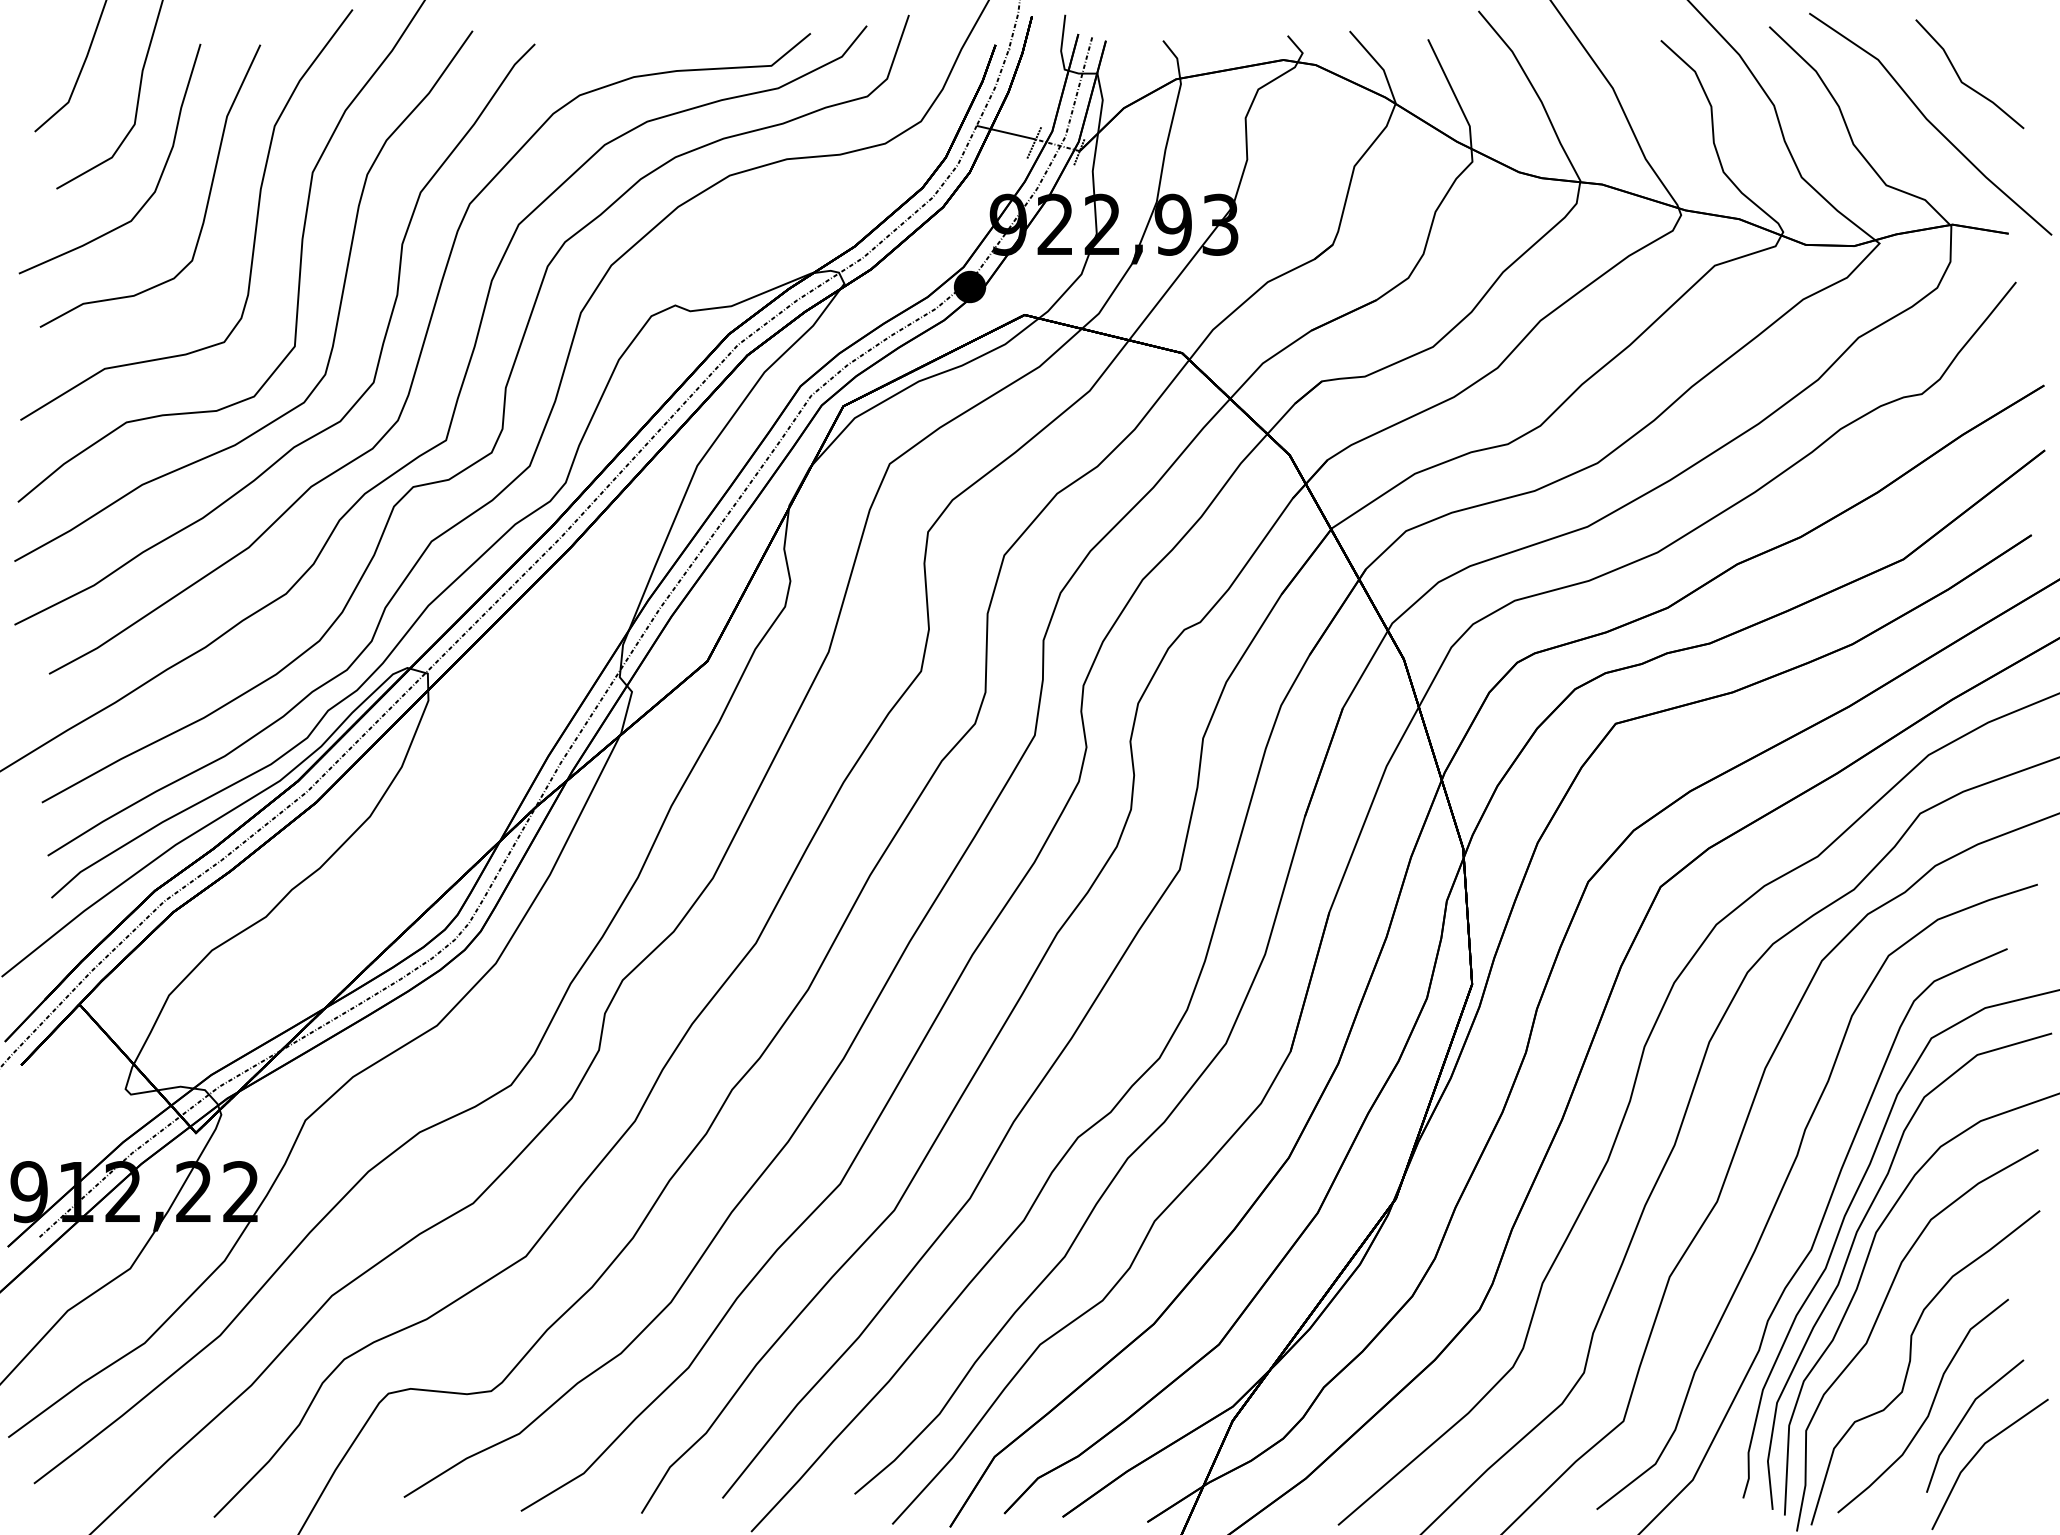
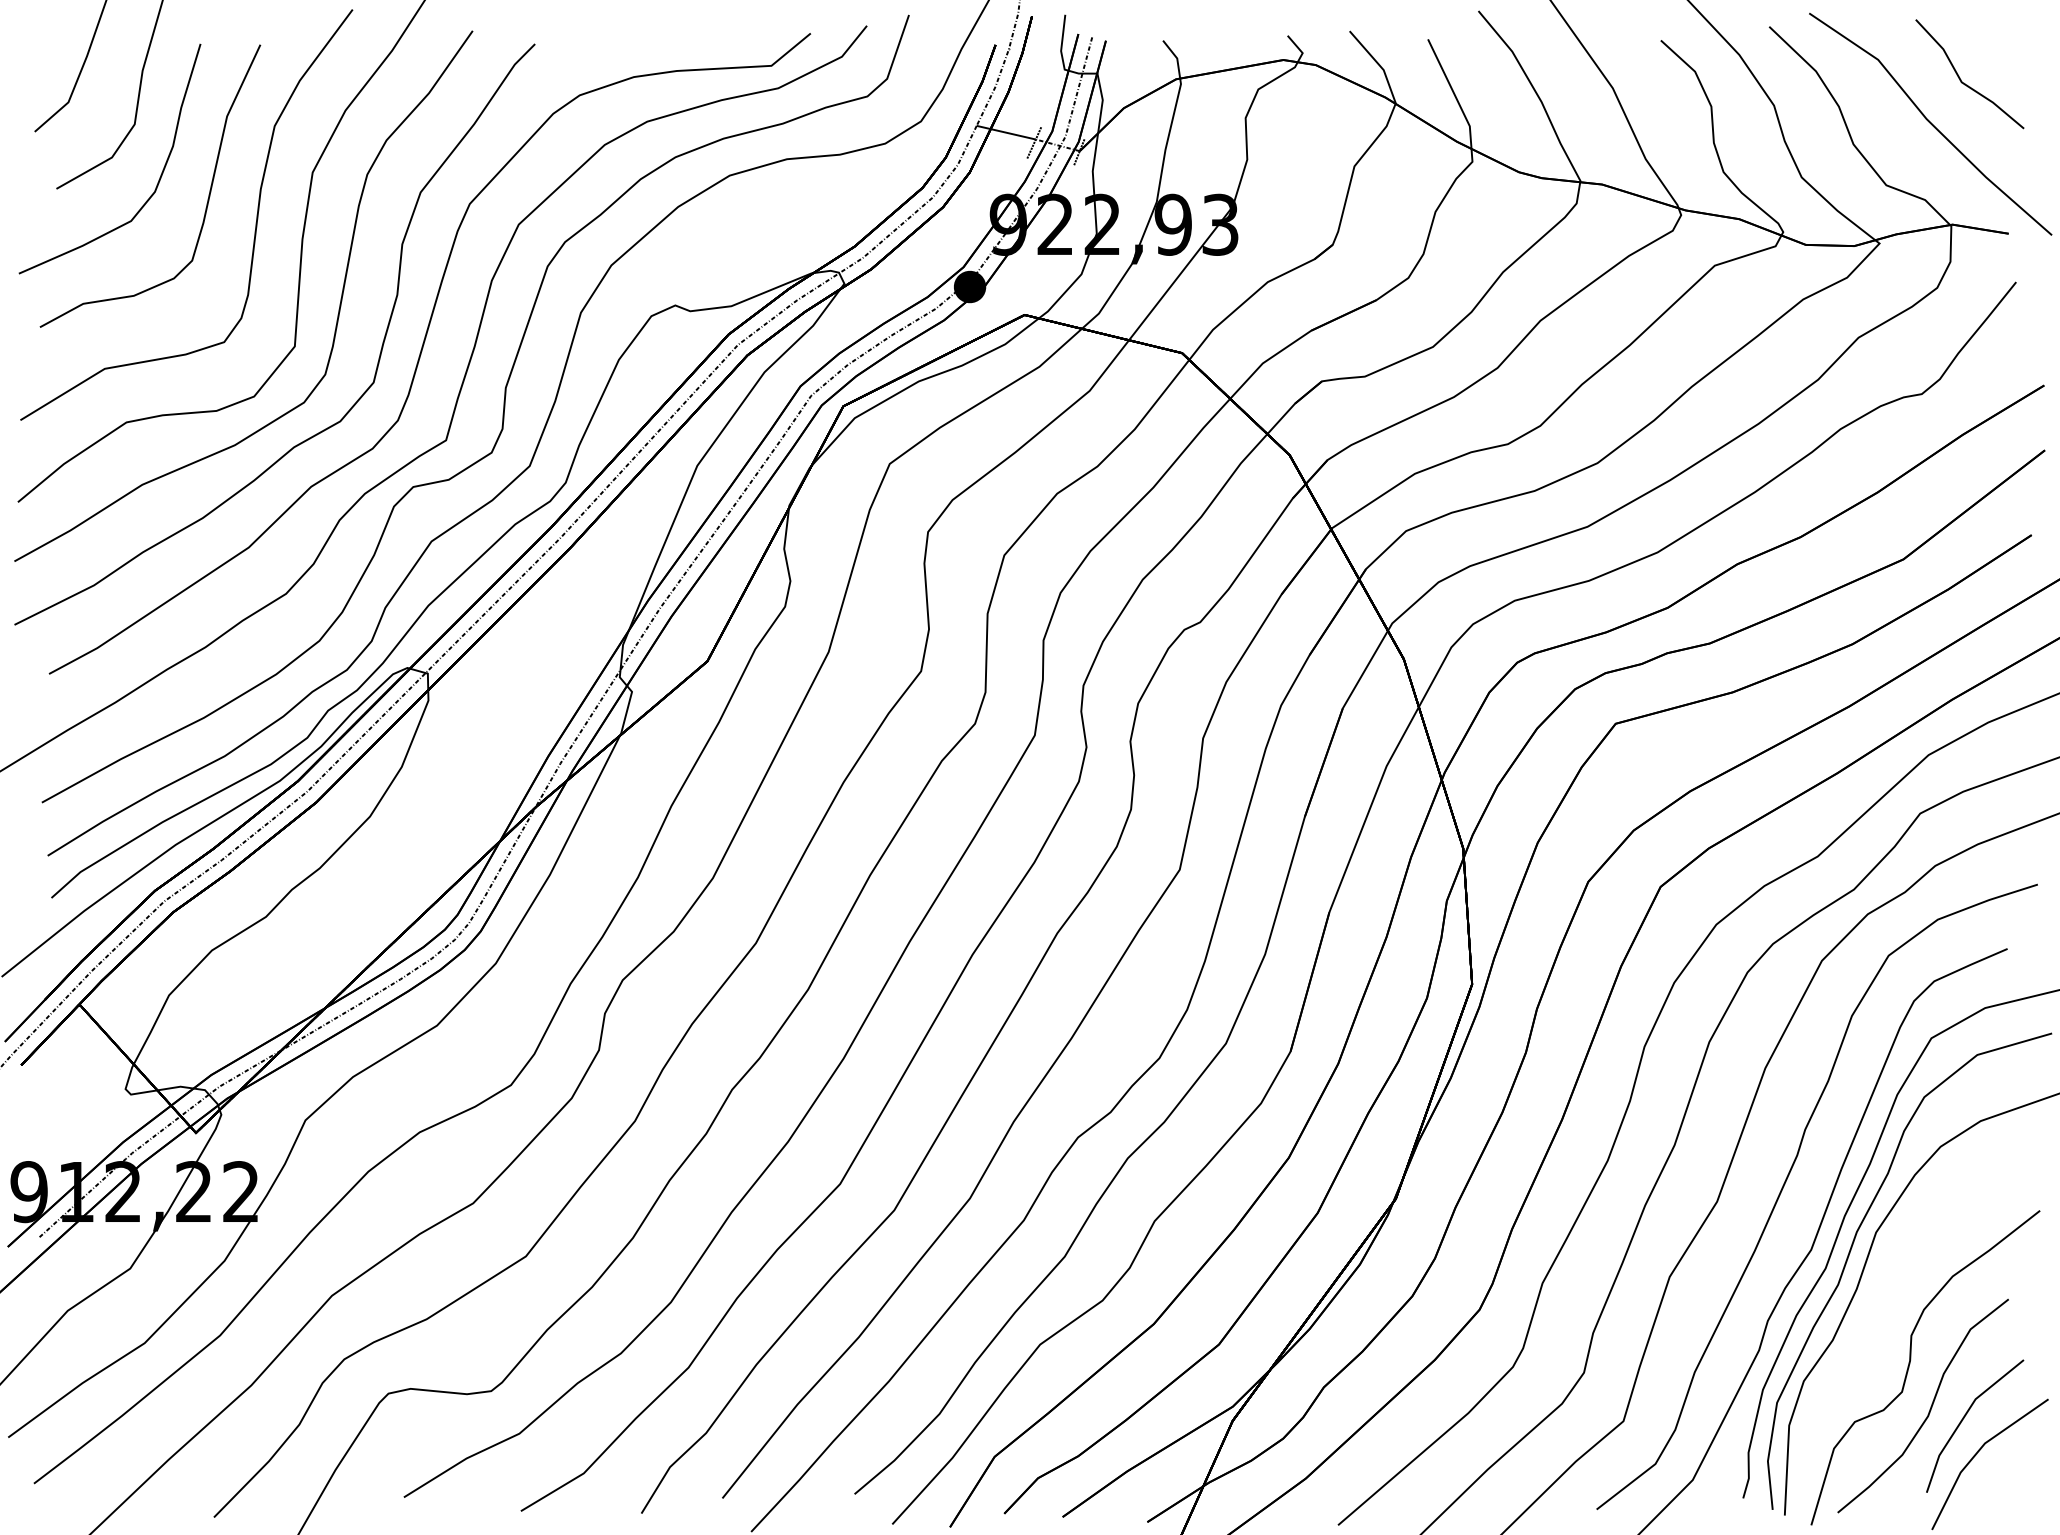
part: present -> none (1875, 1325)
